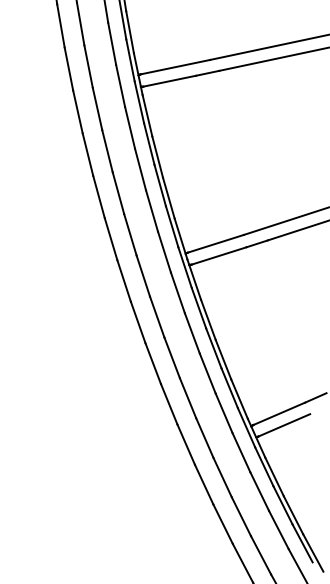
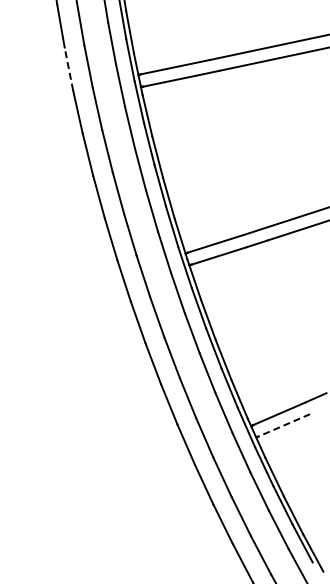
line: solid -> dashed (68, 69)
line: solid -> dashed (283, 425)
